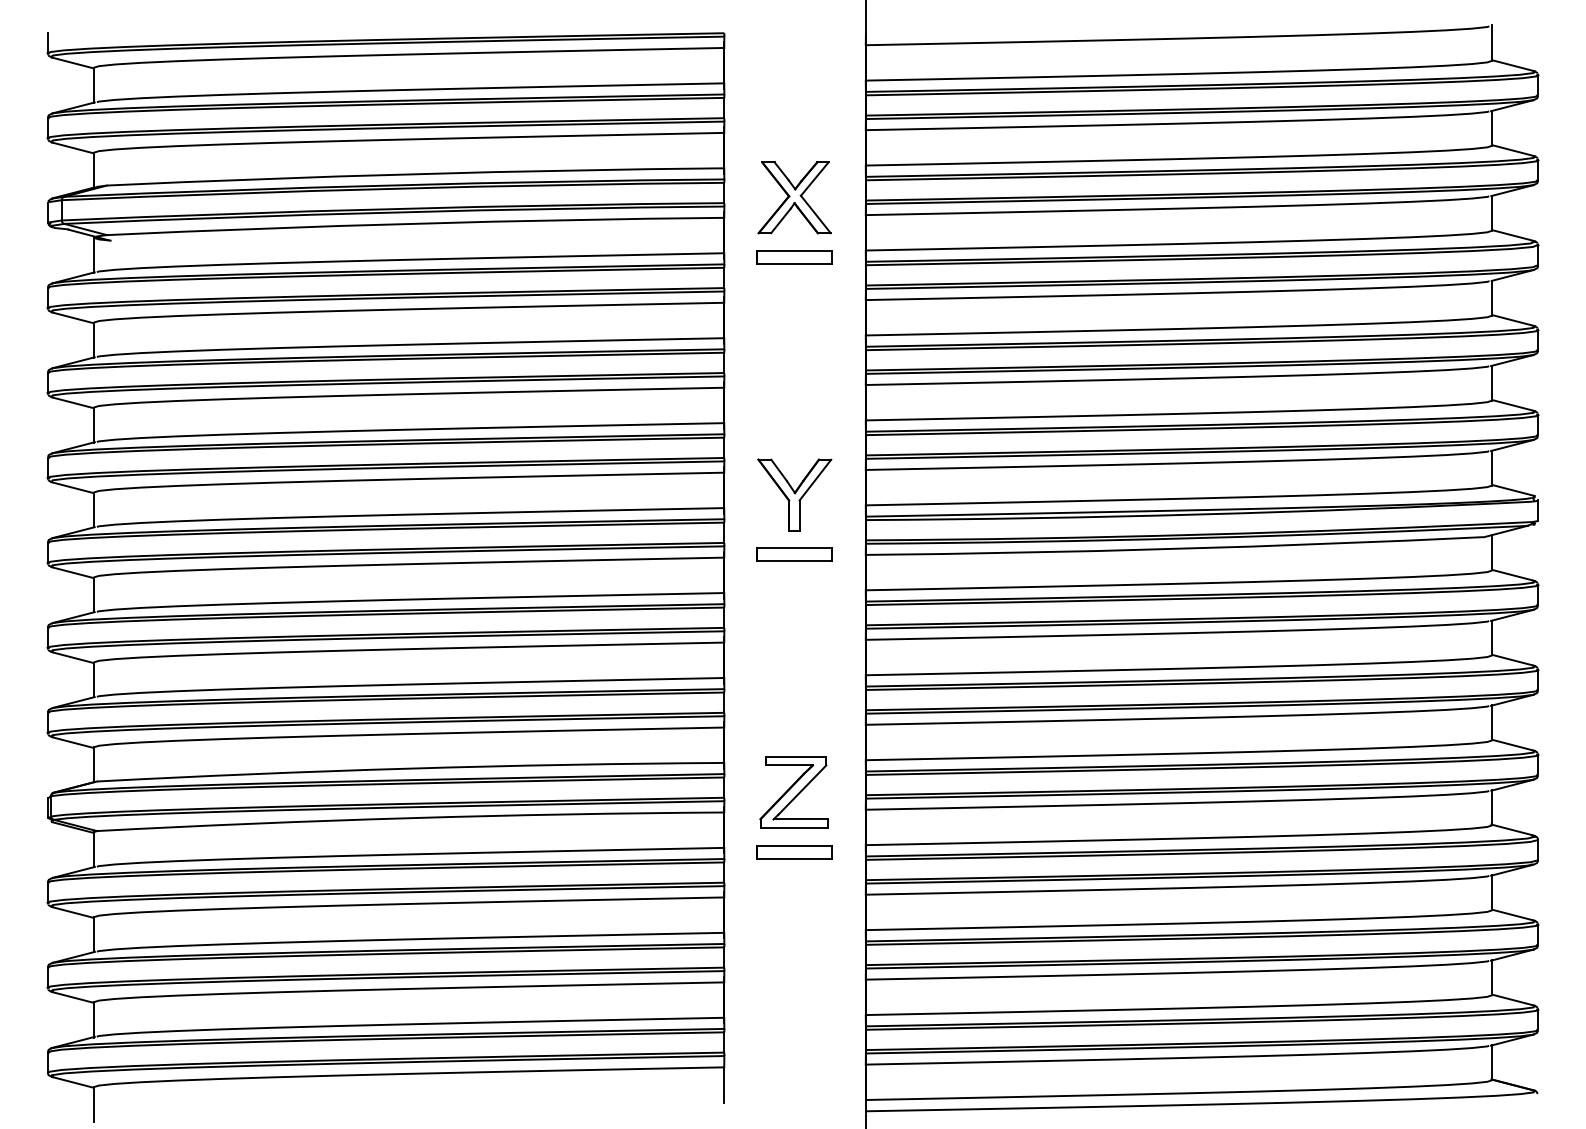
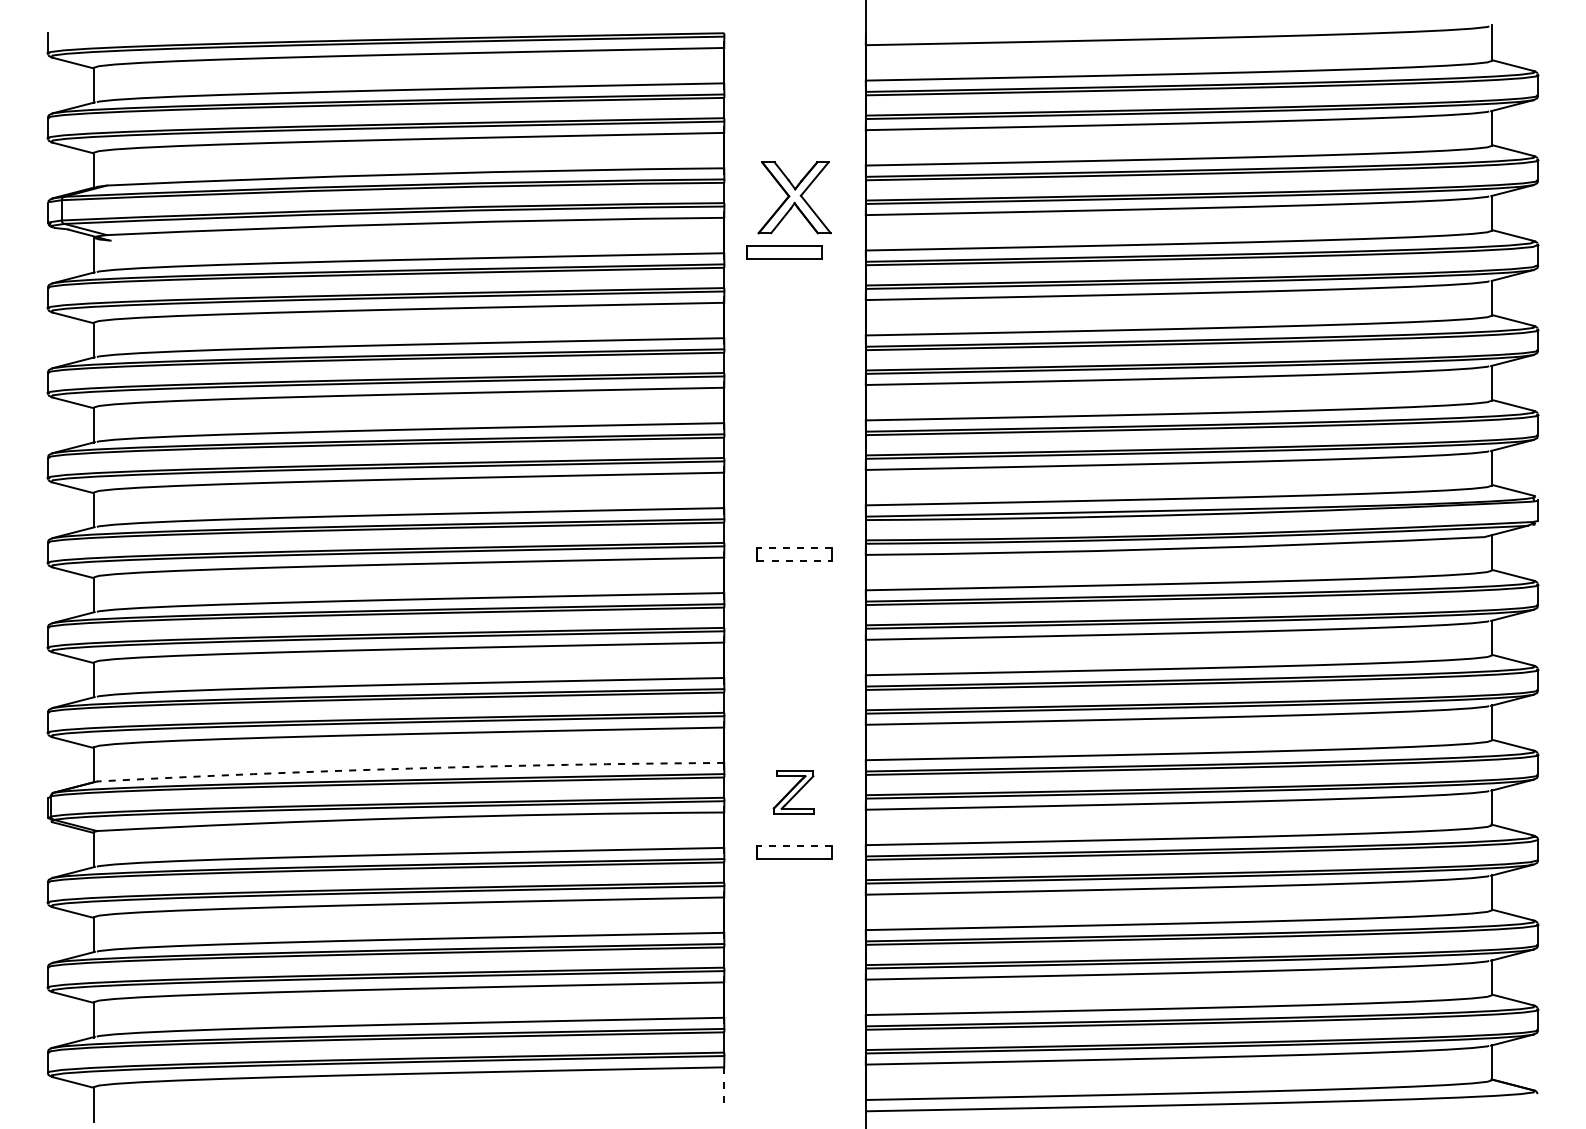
part position: (794, 257) -> (784, 252) (784, 252)
part: present -> none (794, 494)
line: solid -> dashed (794, 548)
line: solid -> dashed (795, 561)
arc: solid -> dashed (410, 768)
part size: 70x73 px -> 43x45 px (793, 792)
line: solid -> dashed (794, 845)
line: solid -> dashed (724, 1085)
